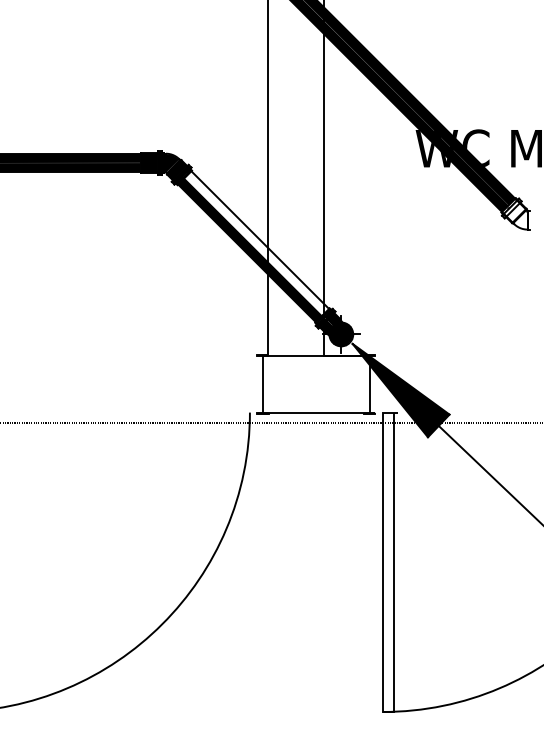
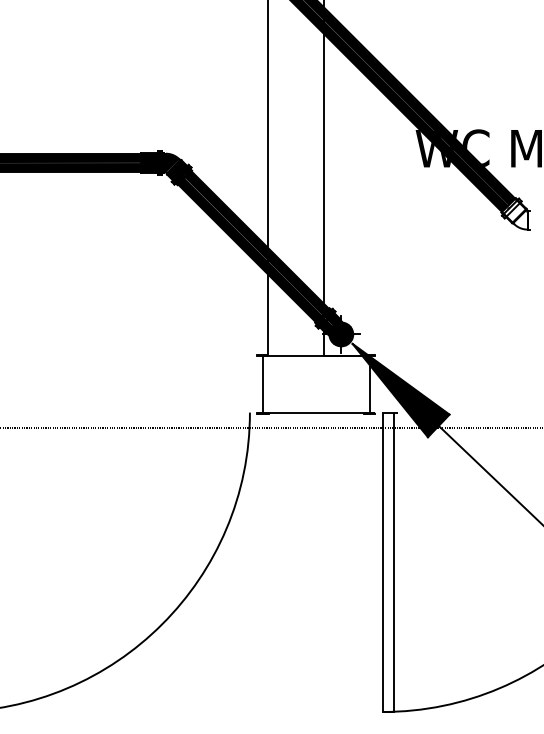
fill: none -> present (256, 243)
line position: (271, 422) -> (271, 427) (271, 427)
